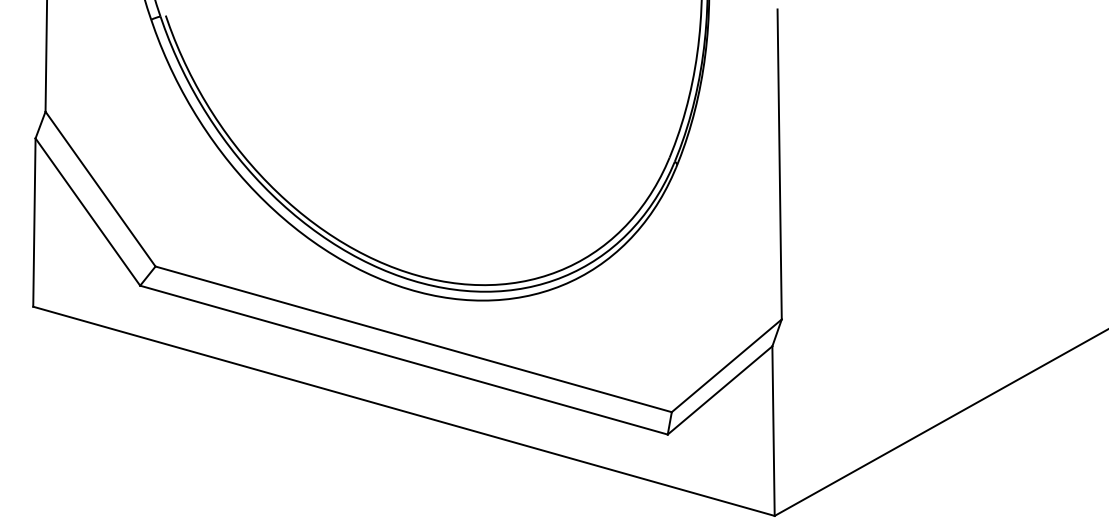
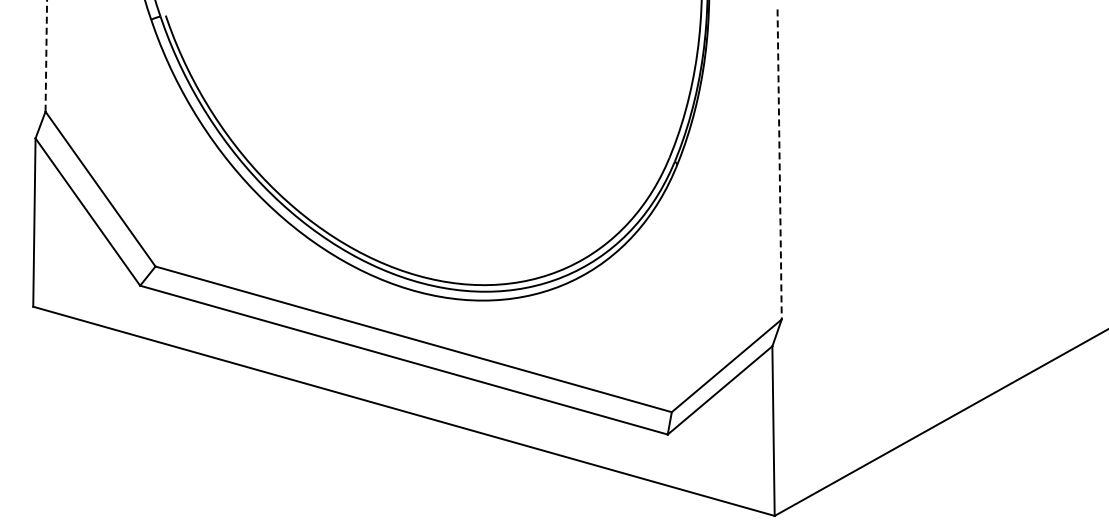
line: solid -> dashed (46, 55)
line: solid -> dashed (779, 164)
